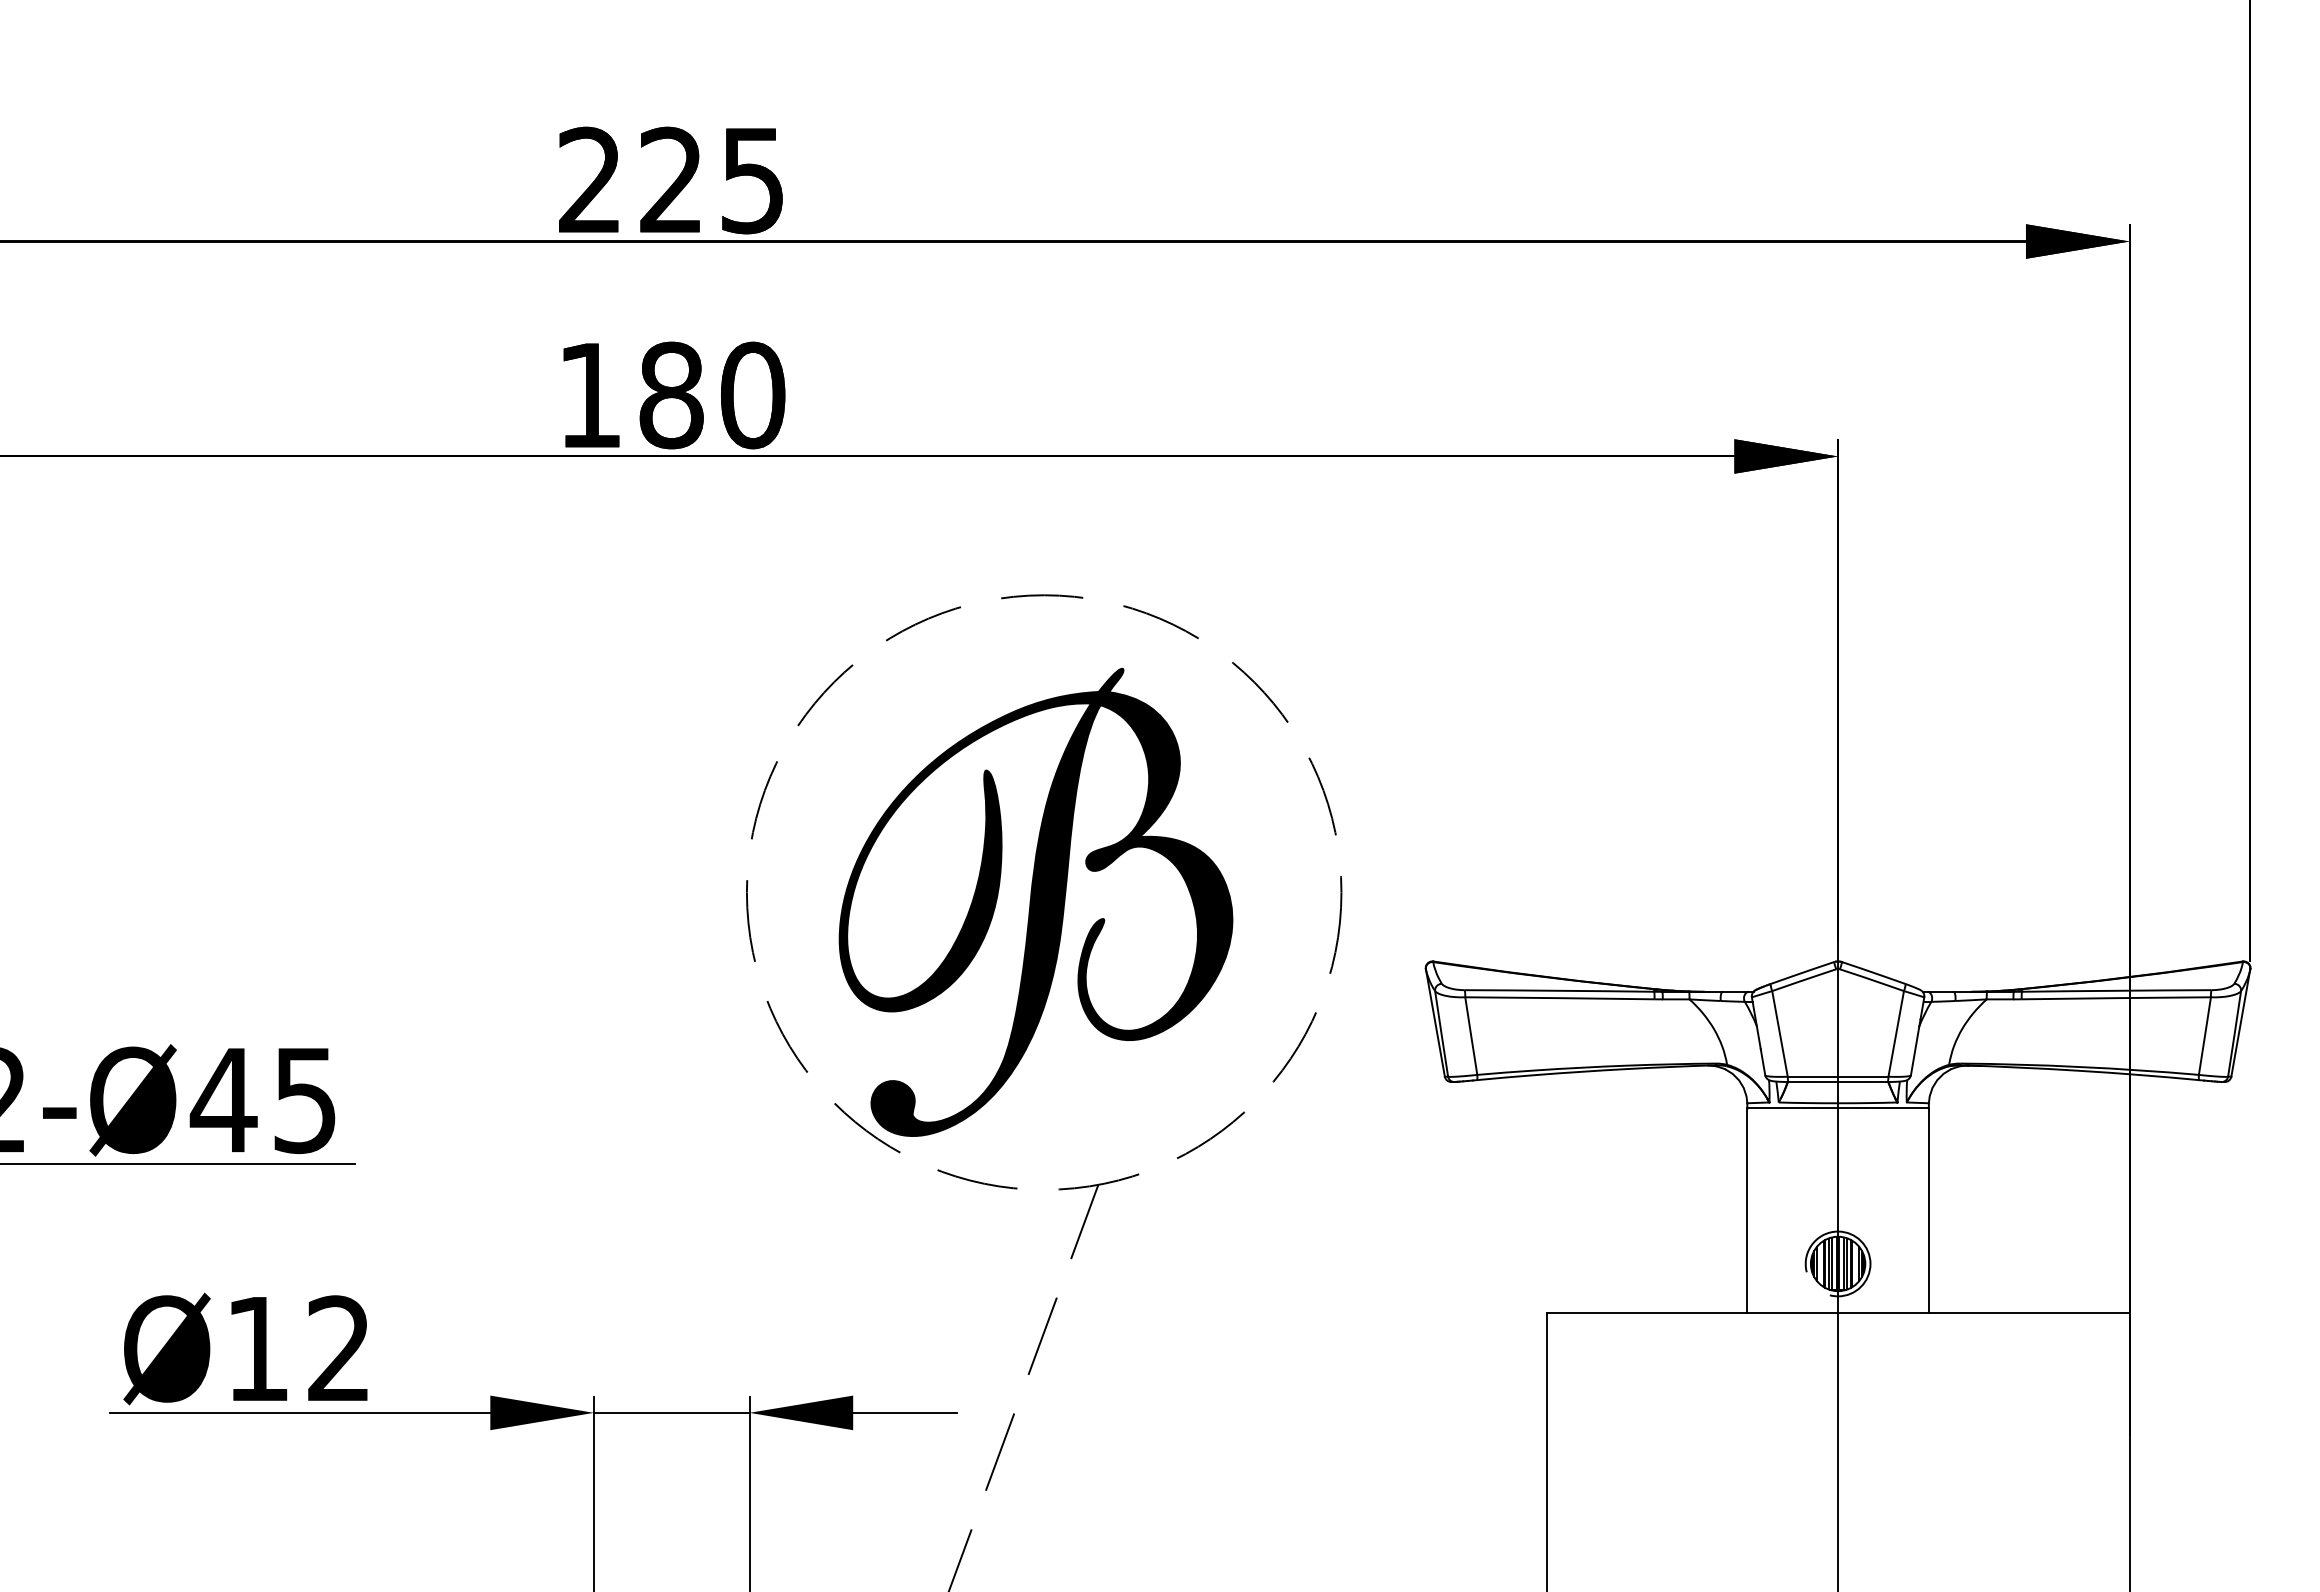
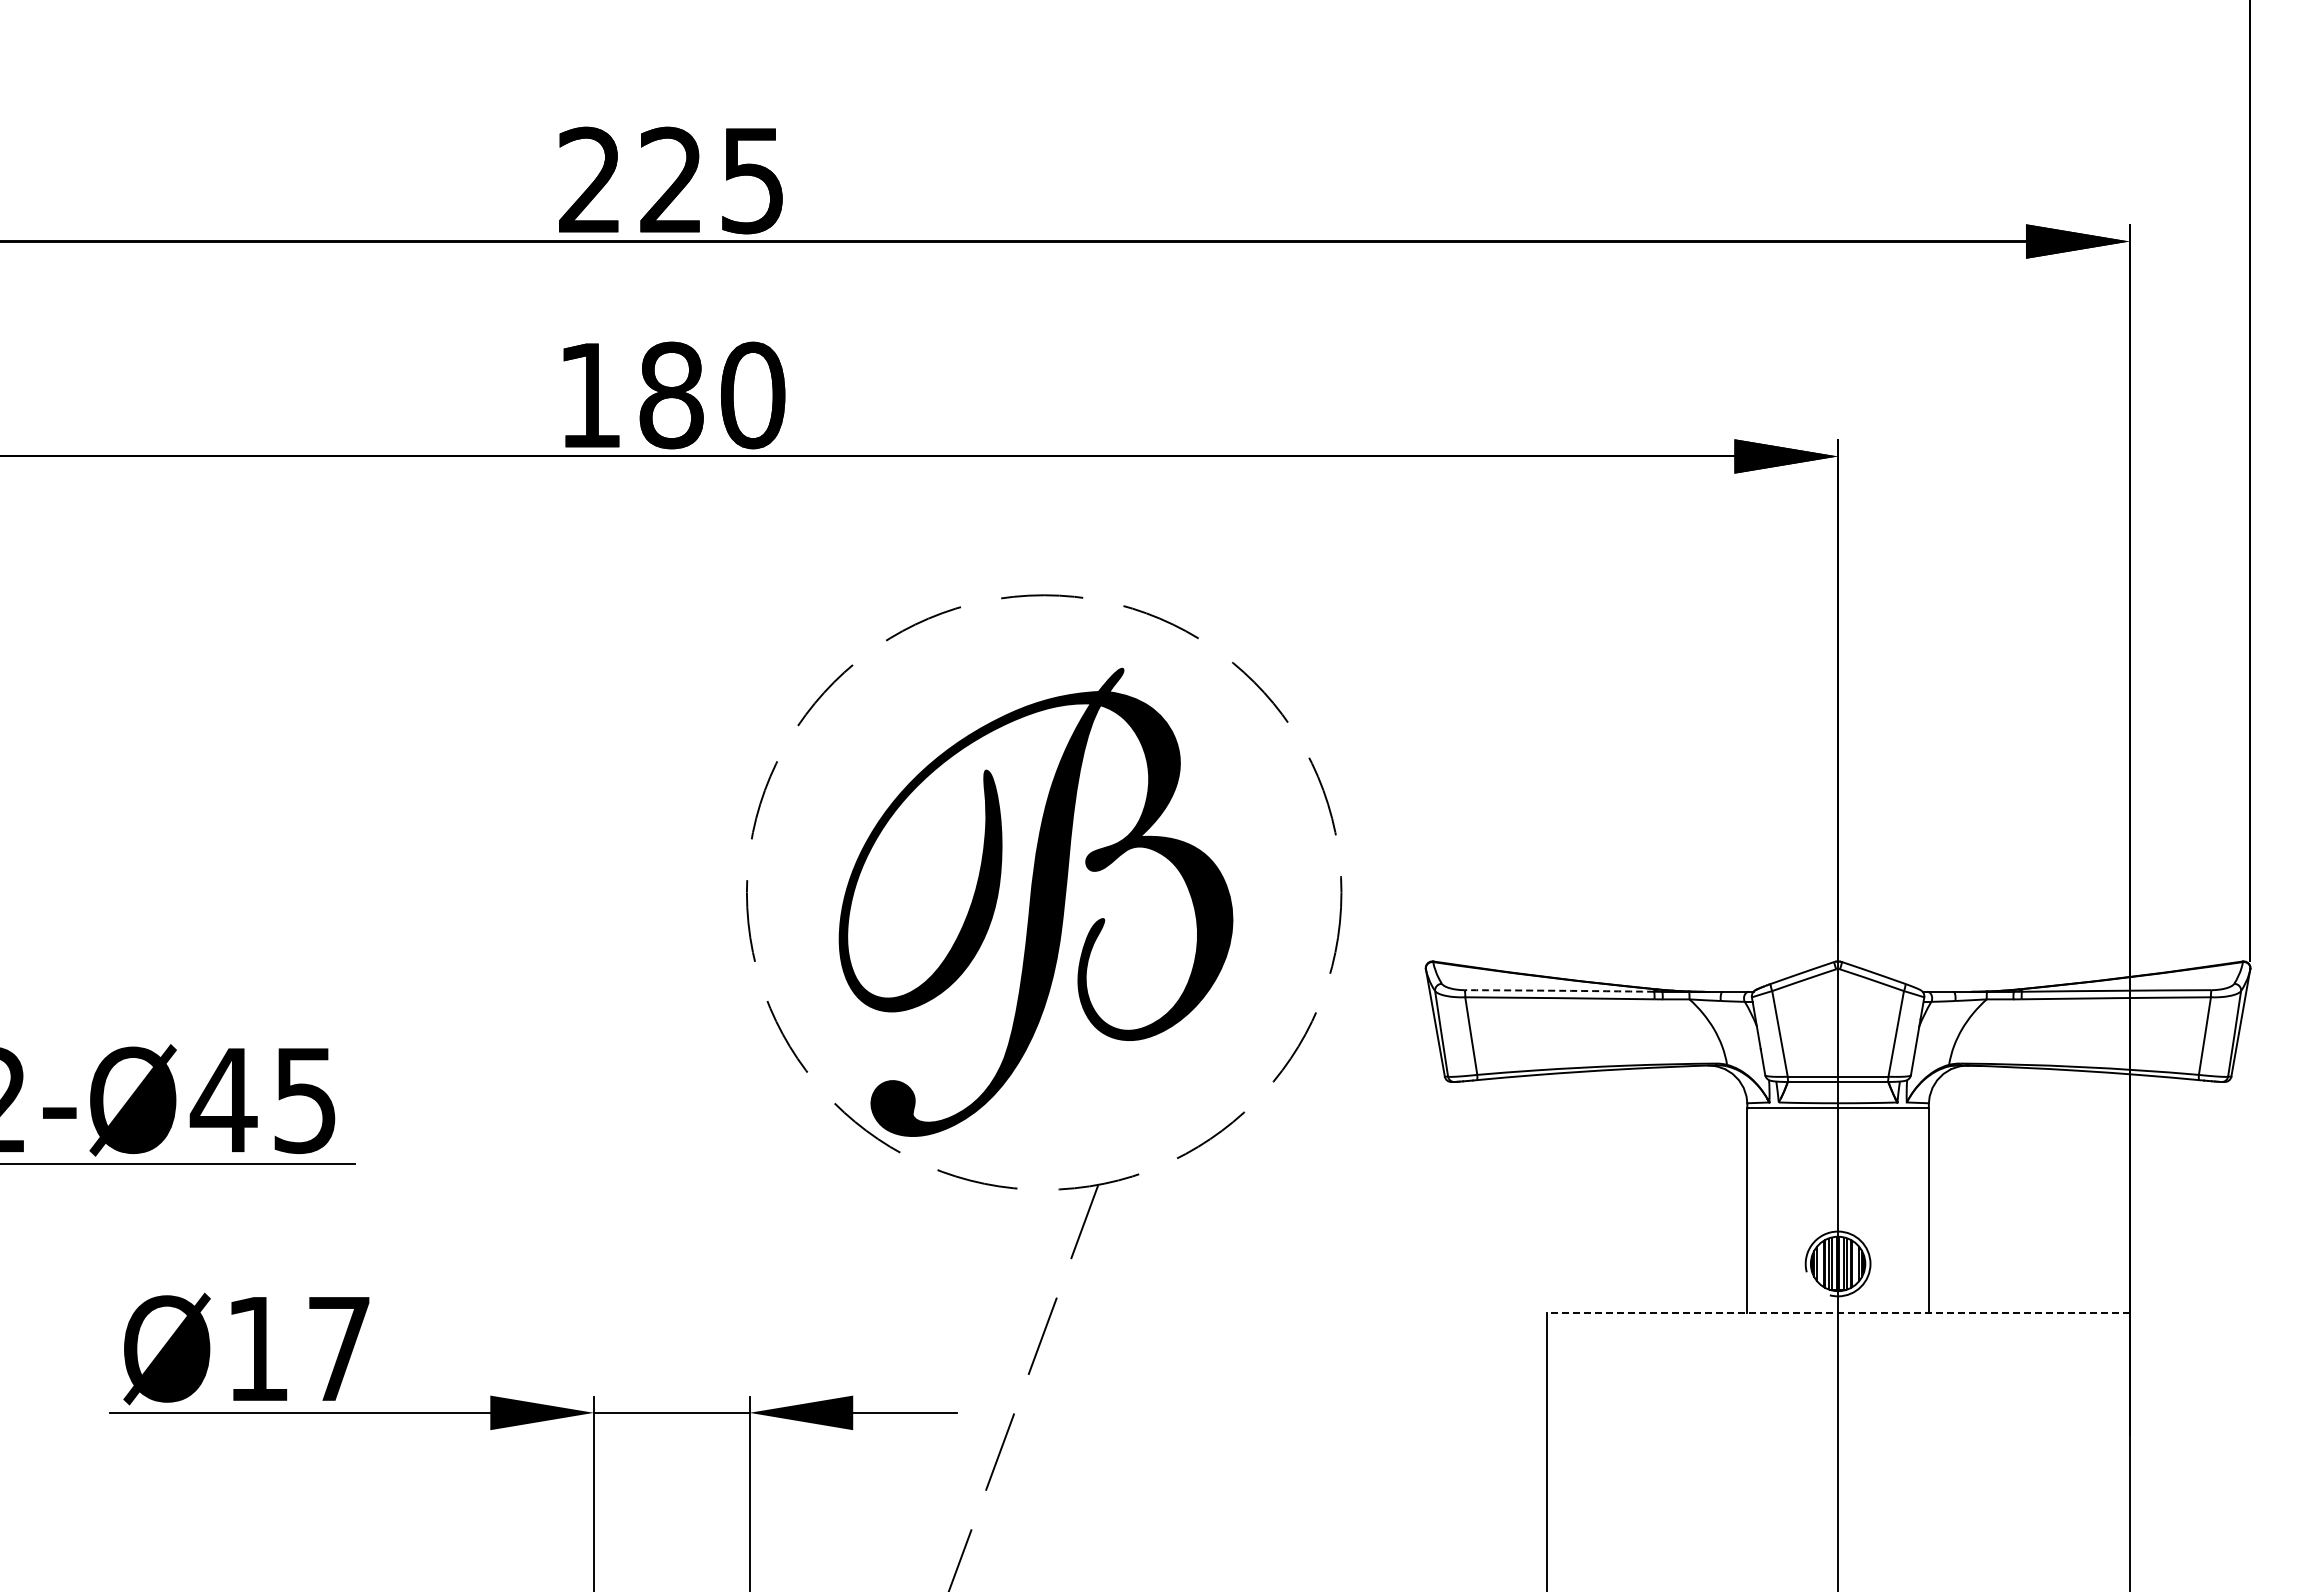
arc: solid -> dashed (1559, 990)
line: solid -> dashed (1838, 1313)
text: Ø12 -> Ø17 (338, 1347)
